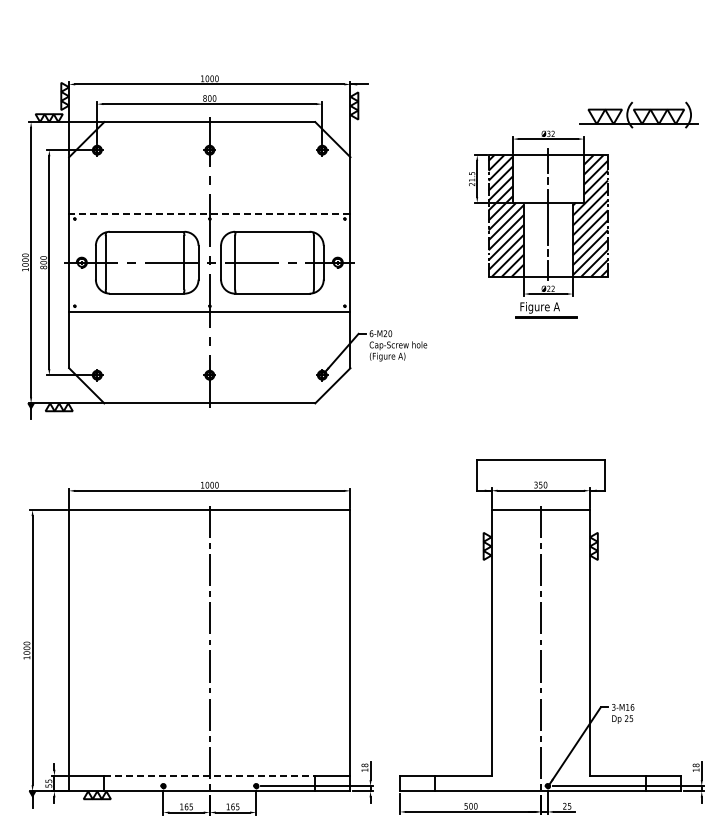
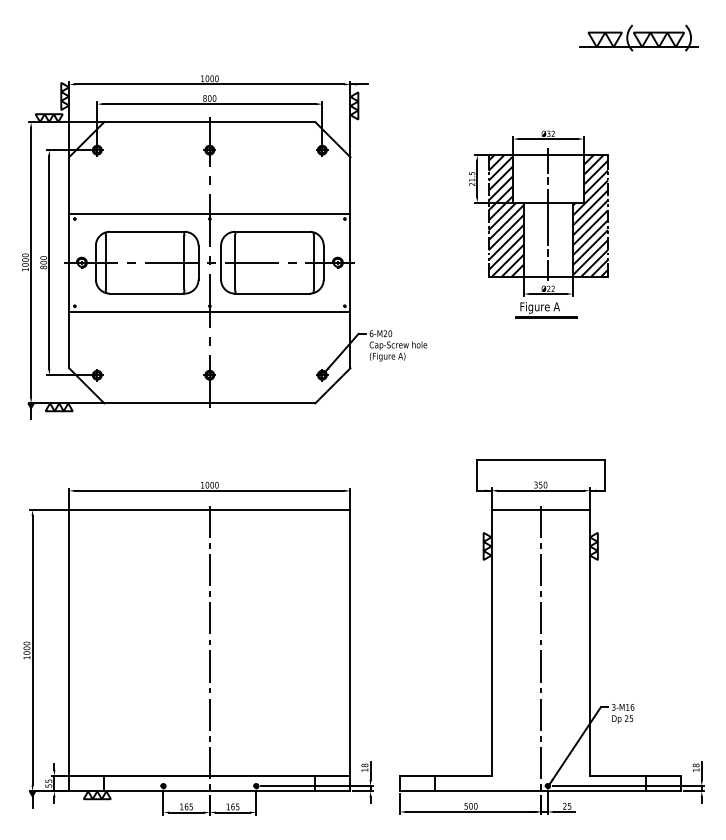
part position: (638, 114) -> (638, 37) (638, 37)
line: dashed -> solid (209, 213)
line: dashed -> solid (210, 775)
